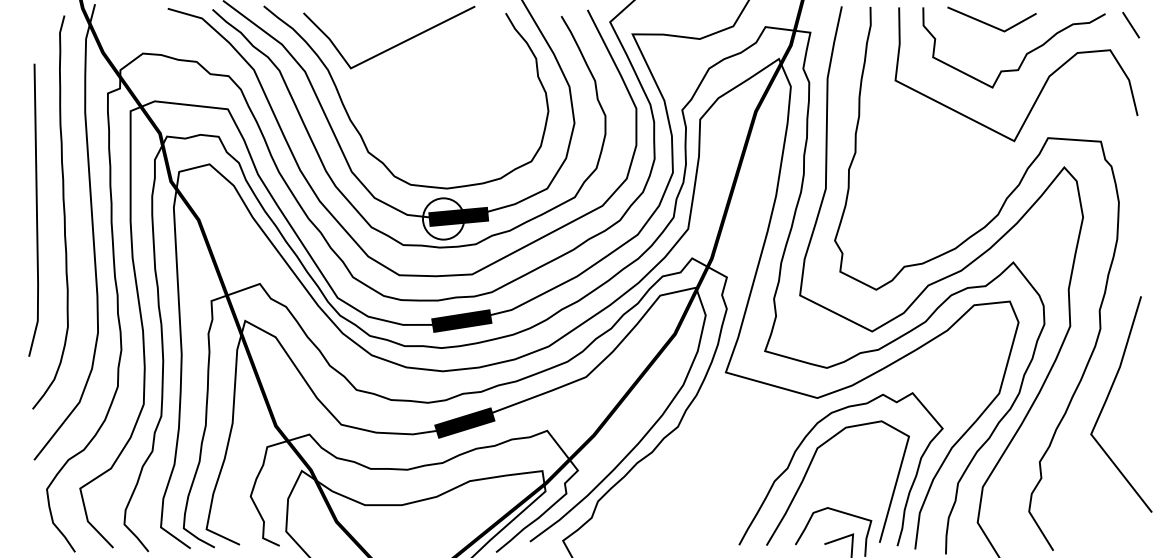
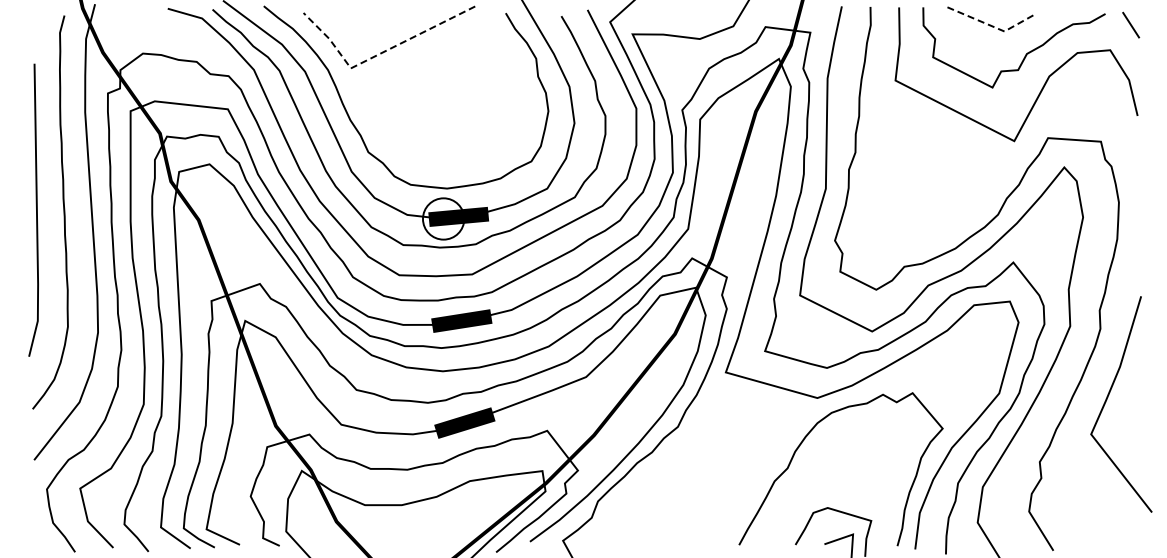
line: solid -> dashed (993, 26)
line: solid -> dashed (378, 54)
curve: present -> none (809, 468)
